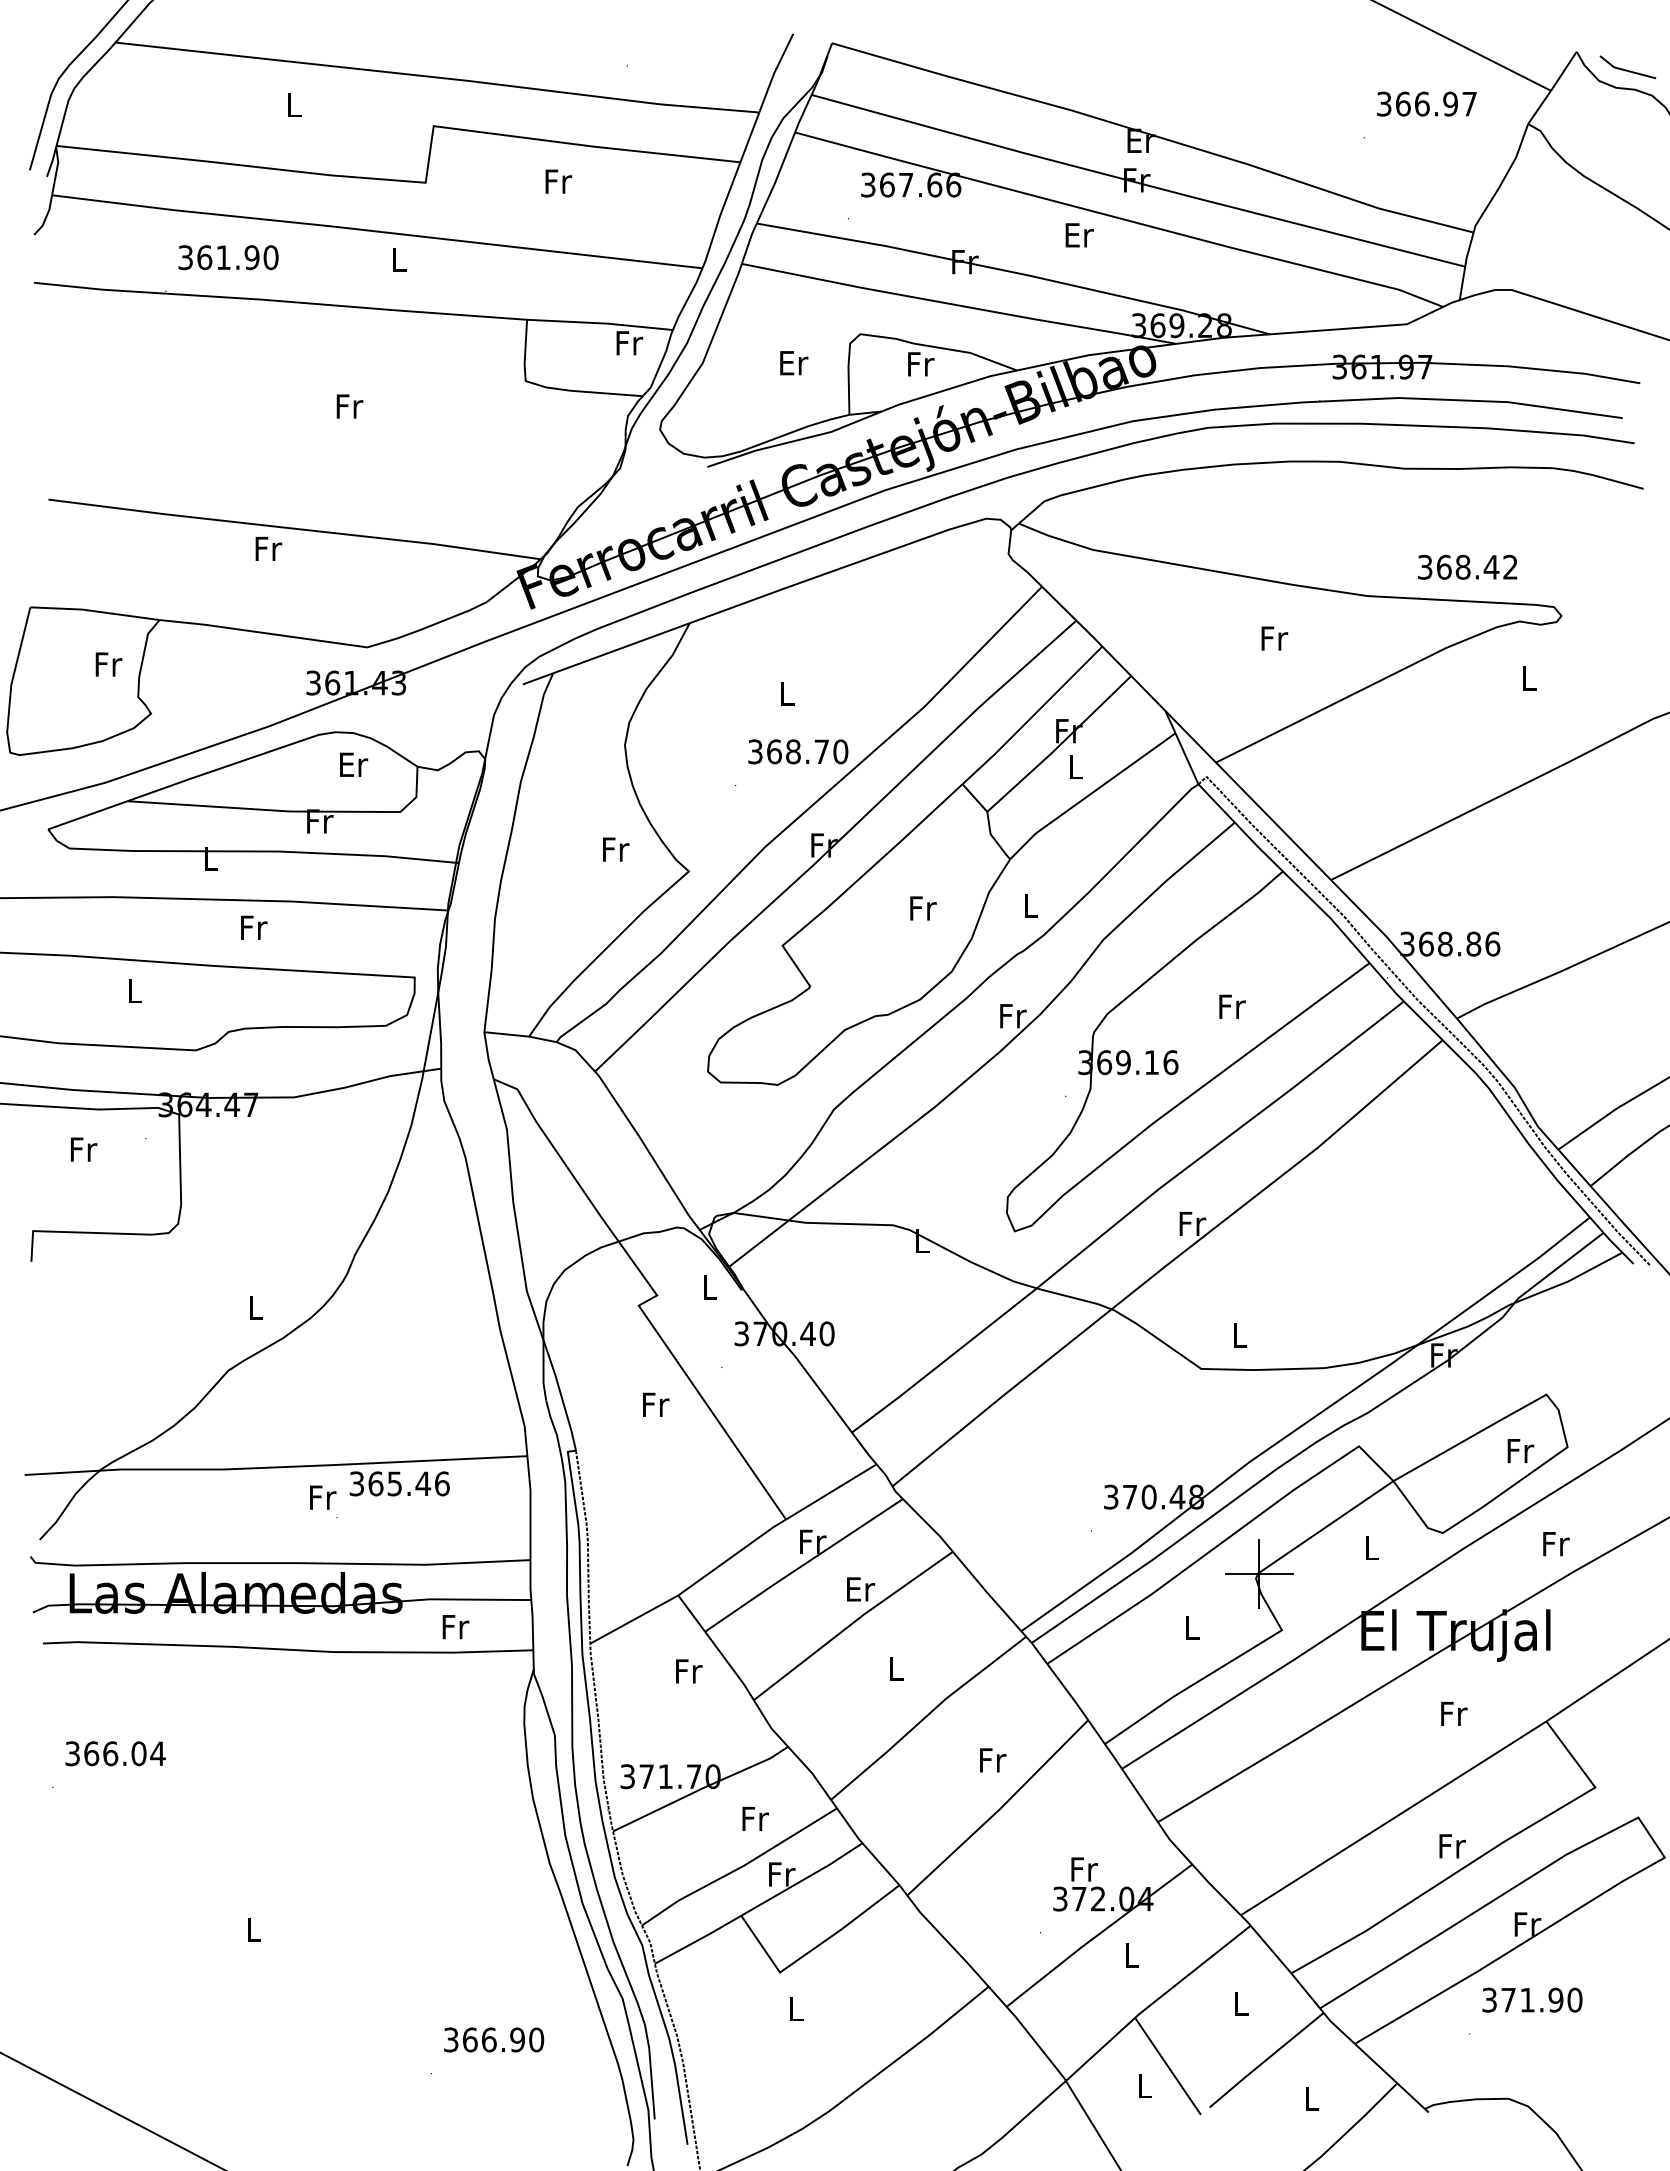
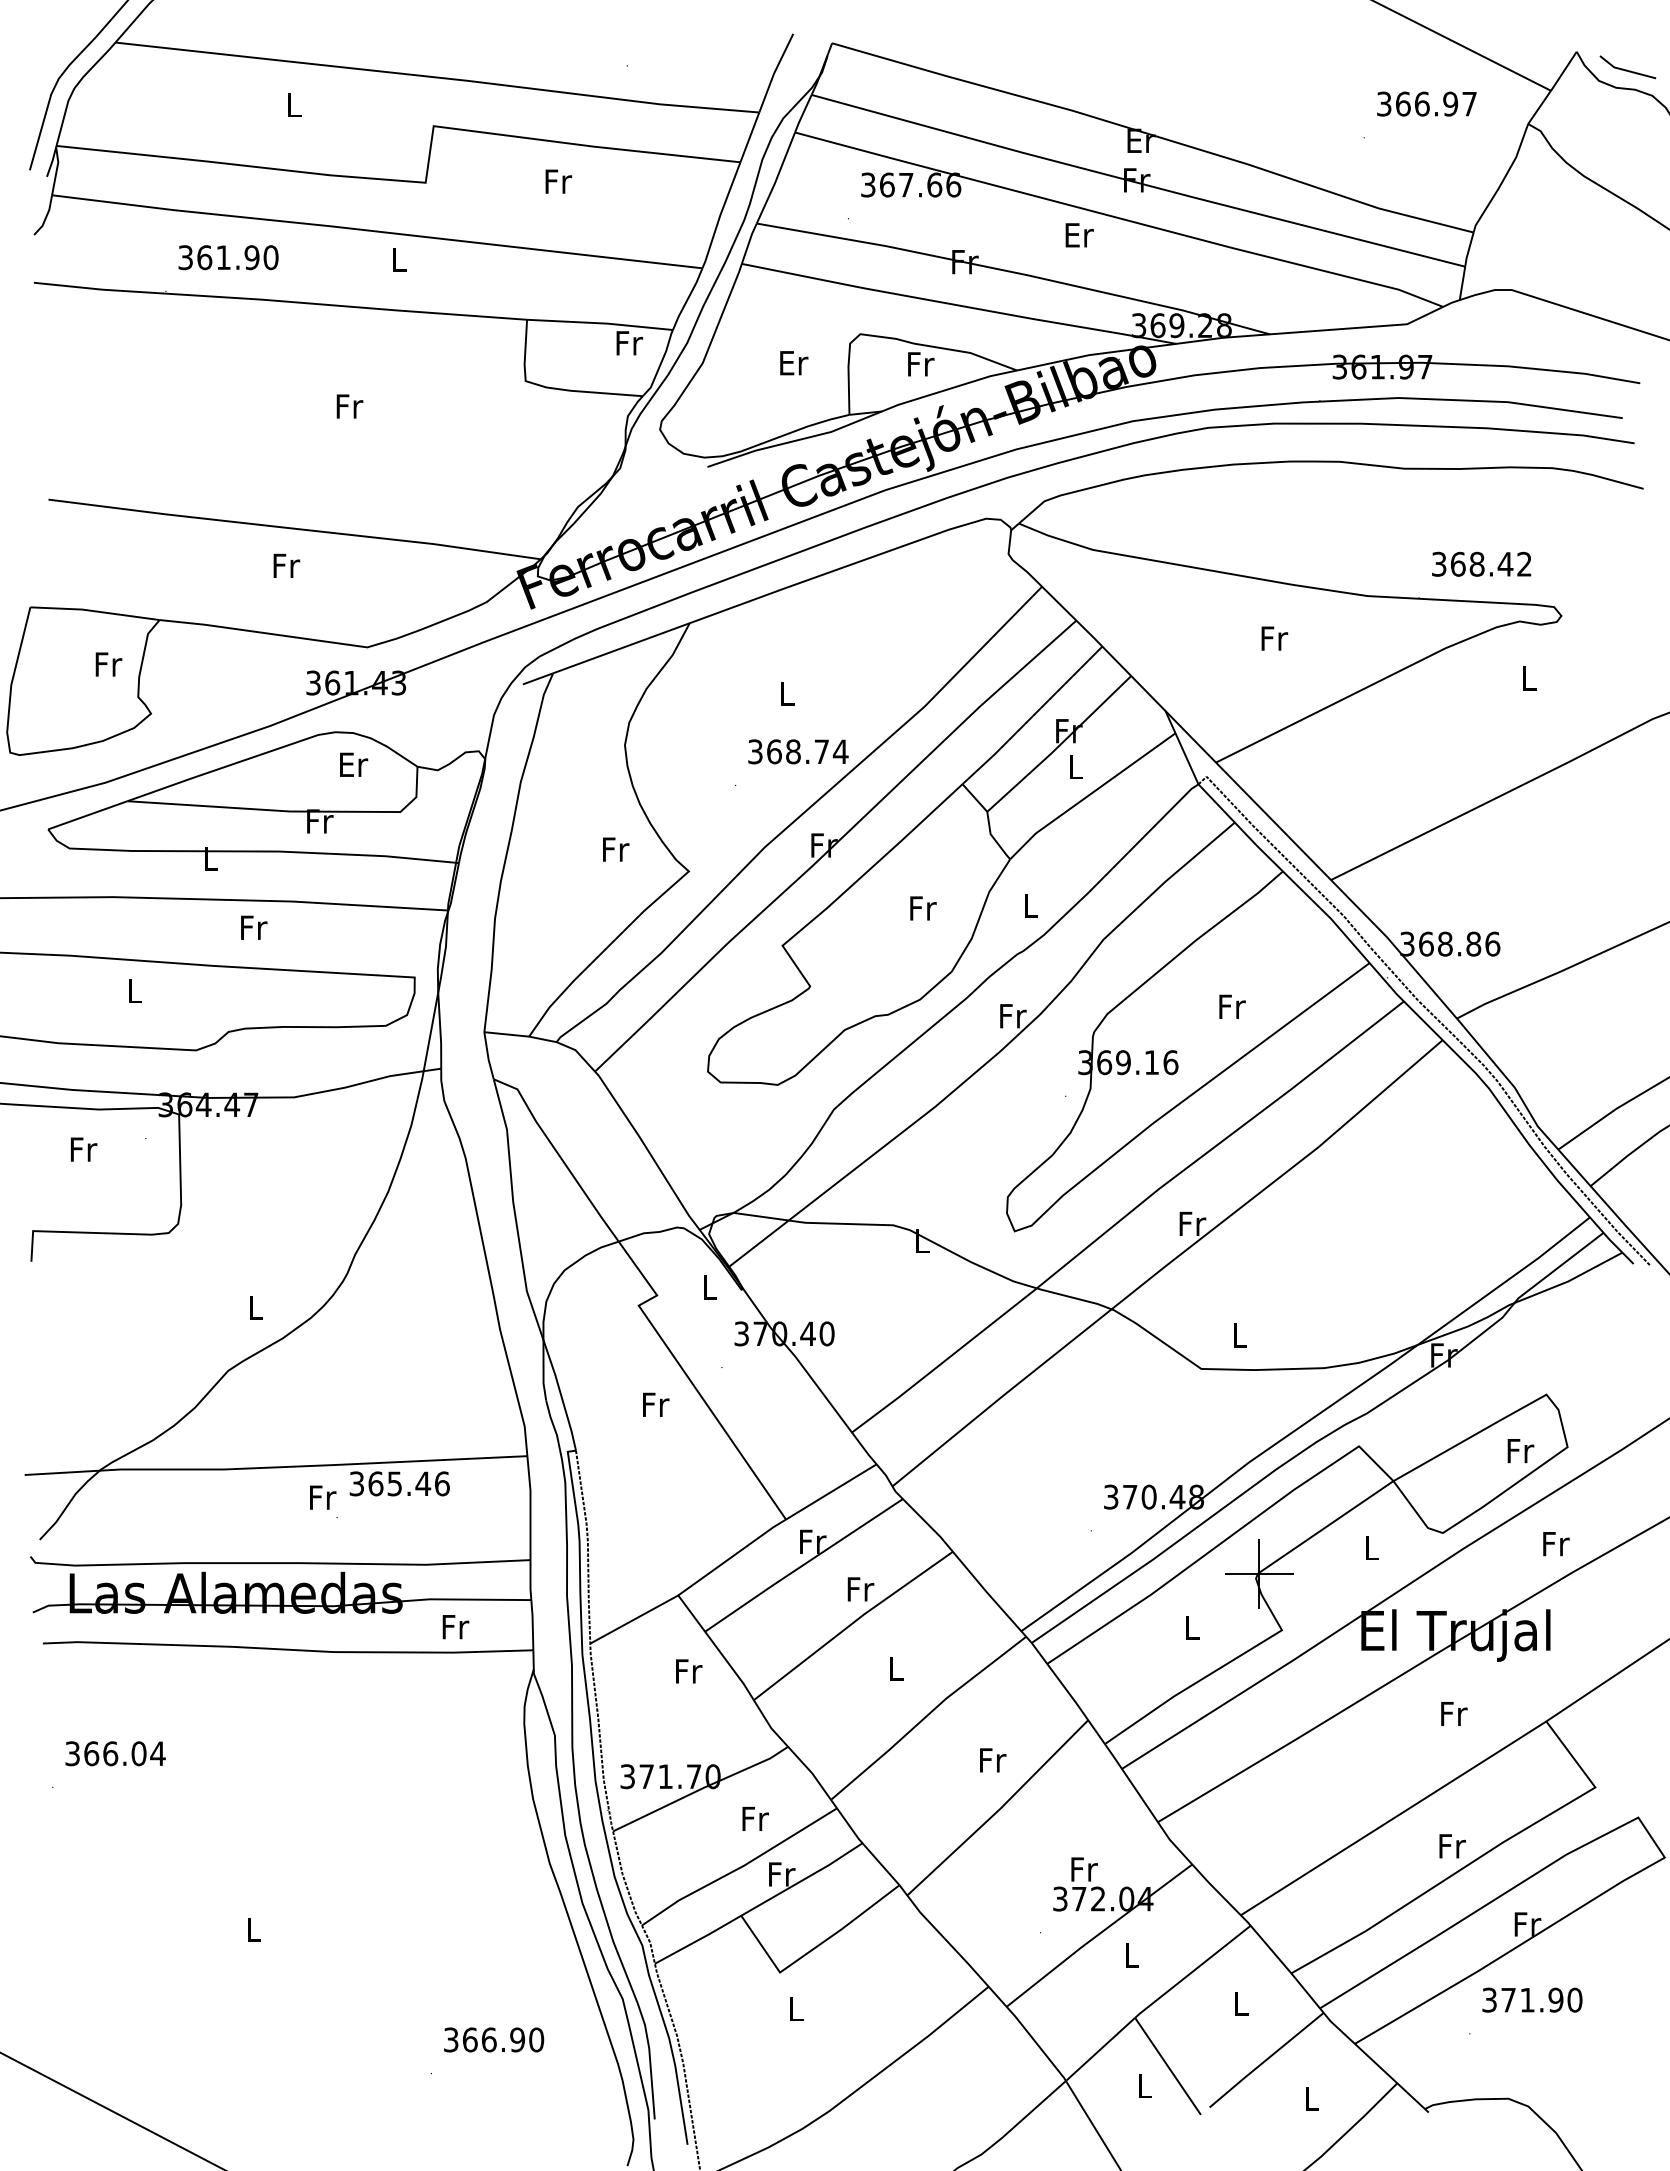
text position: (268, 548) -> (286, 565) (286, 565)
text position: (1467, 566) -> (1481, 563) (1481, 563)
text: 368.70 -> 368.74 (840, 751)
text: Er -> Fr (861, 1589)
